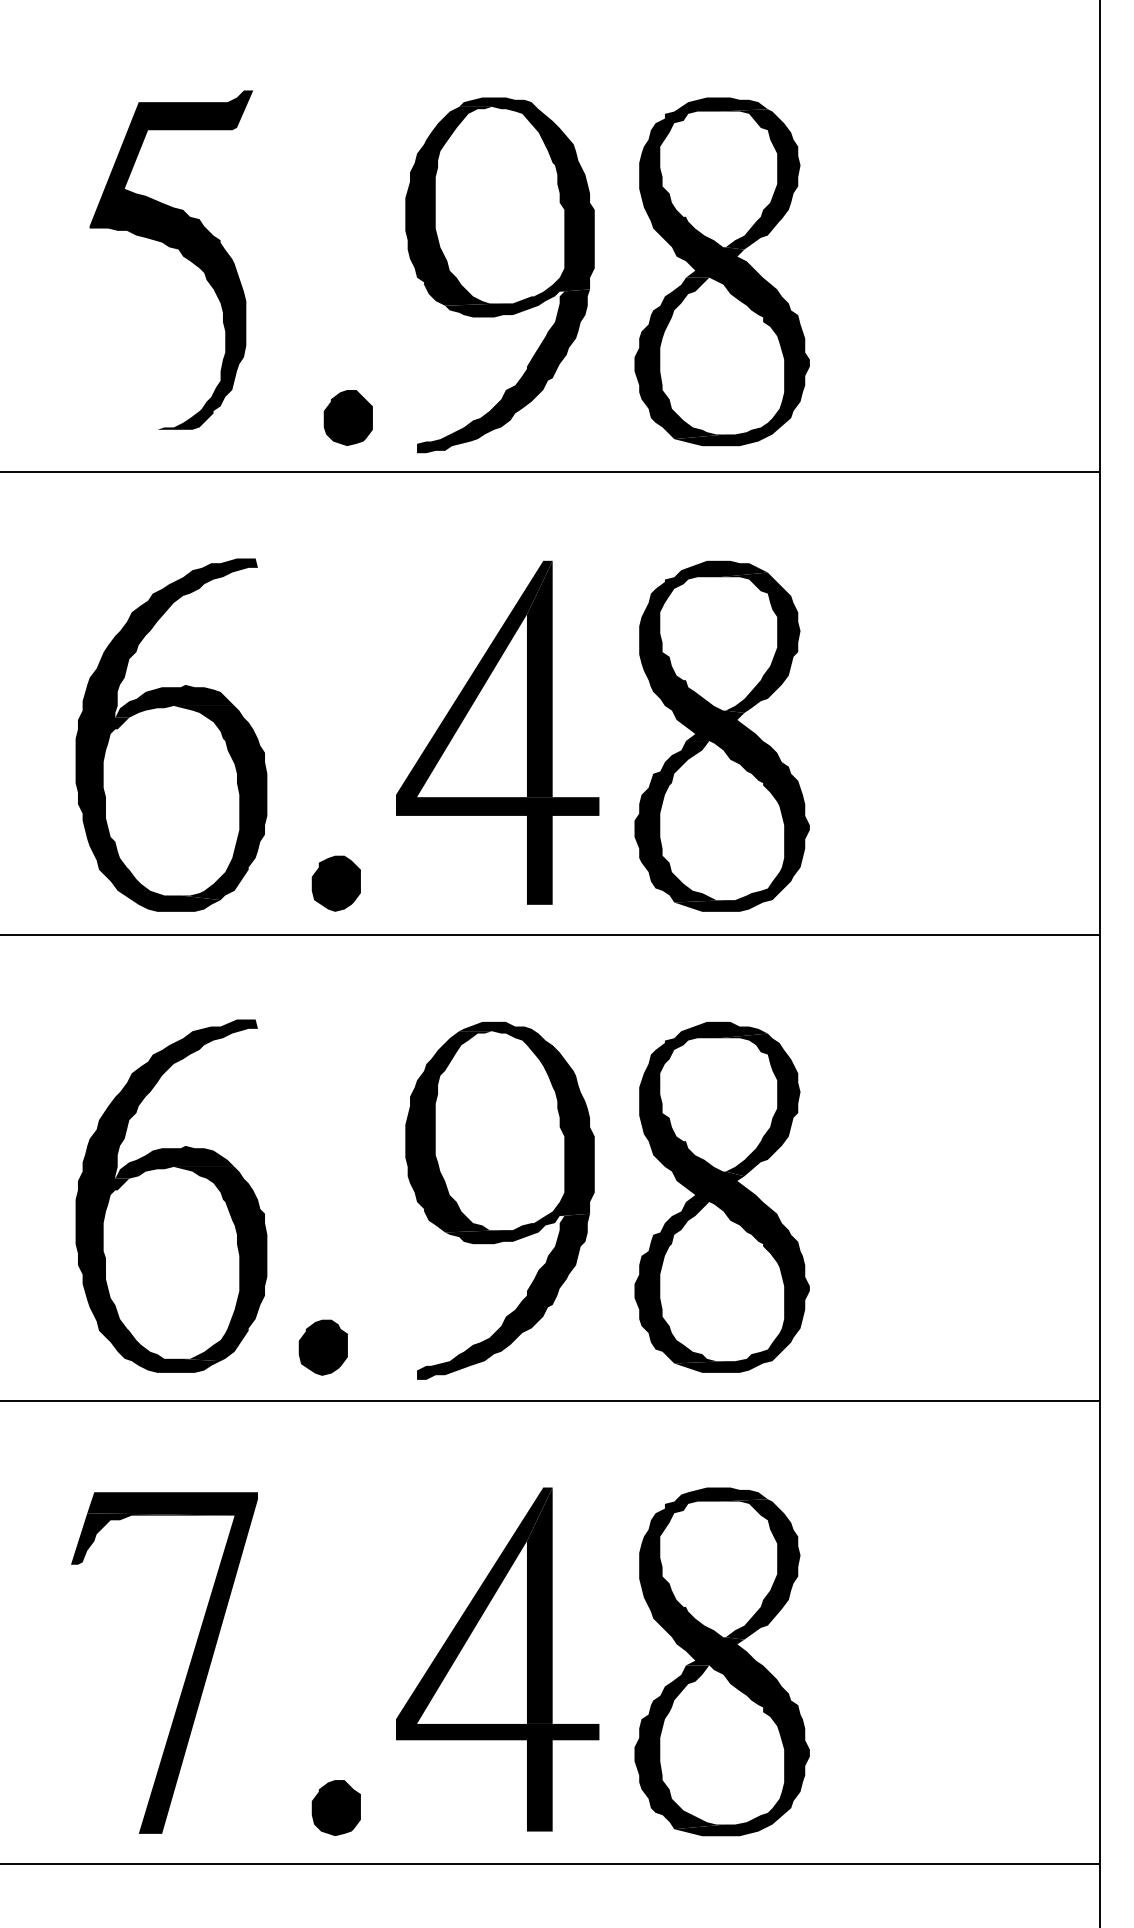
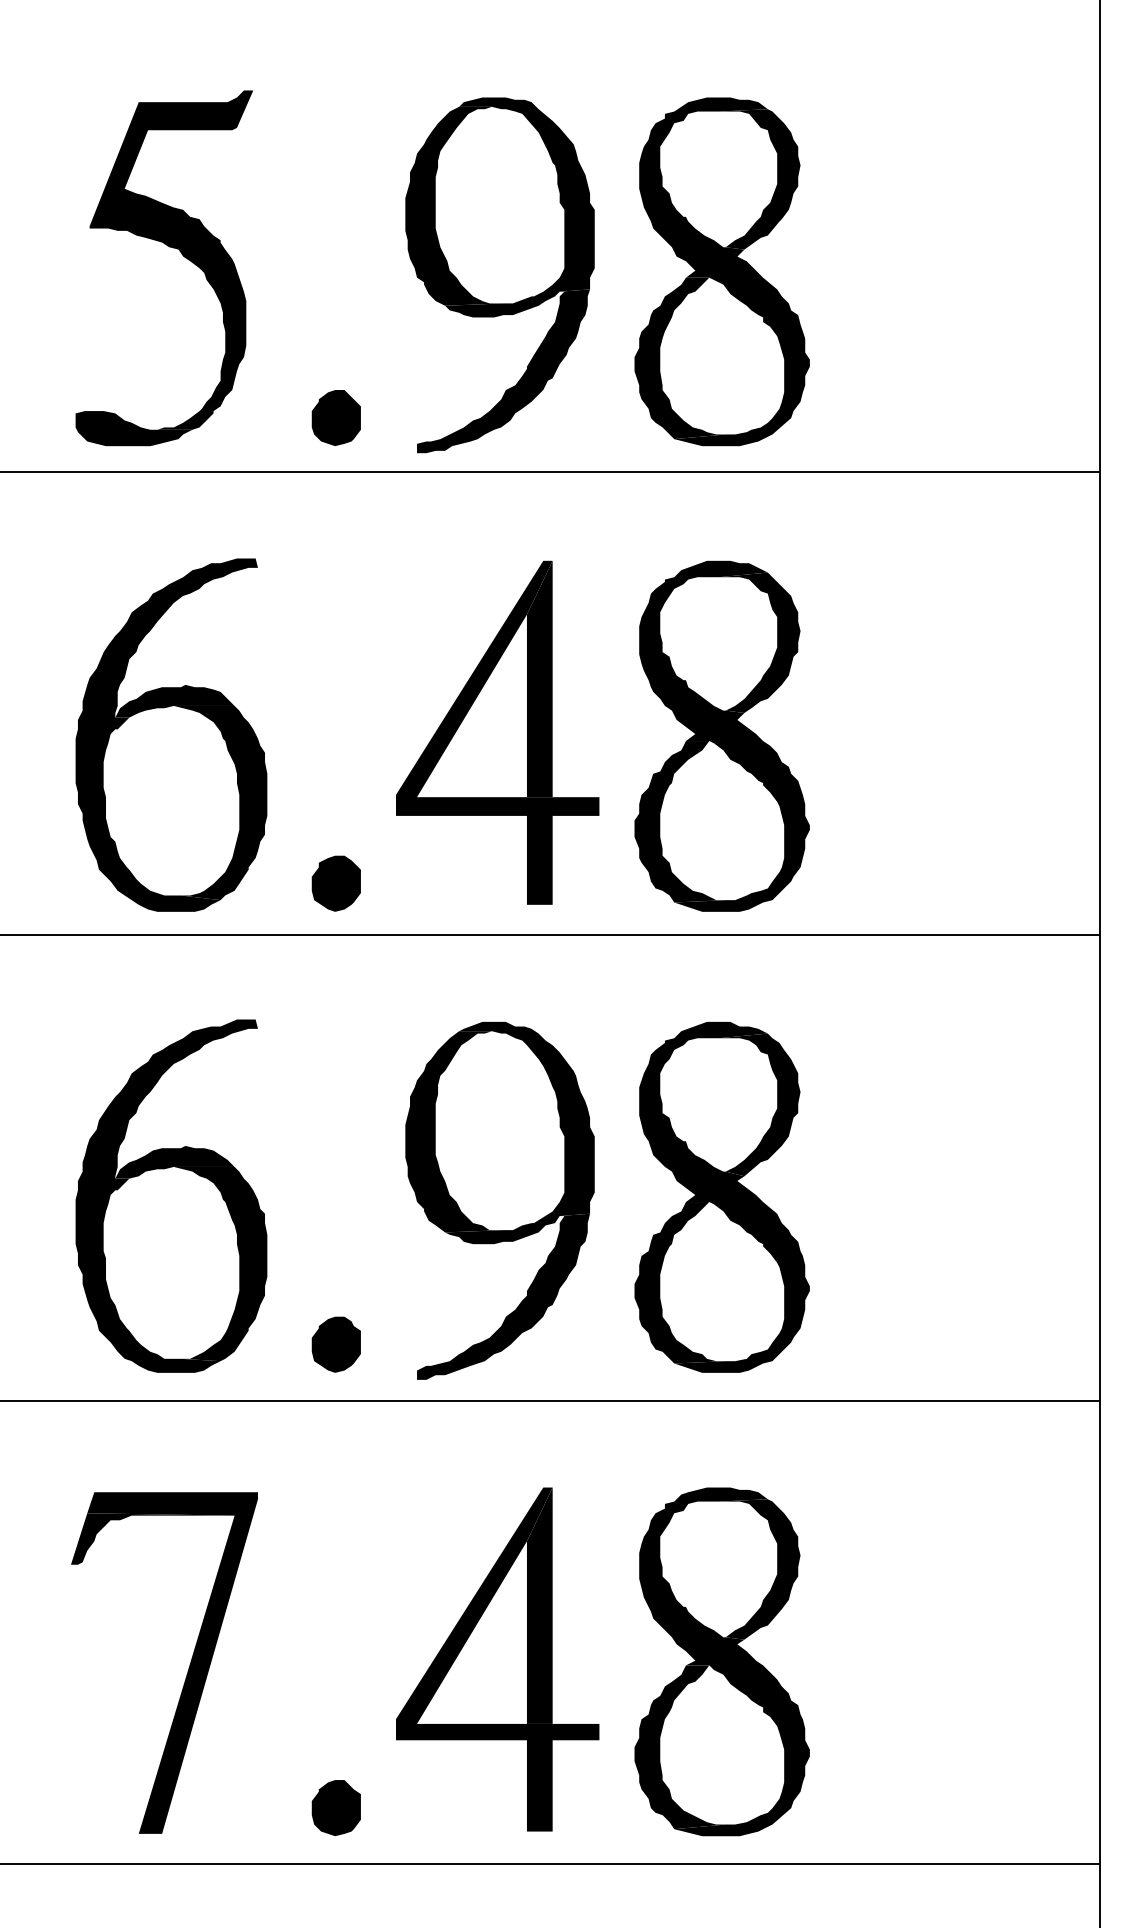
part position: (347, 417) -> (335, 417) (335, 417)
fill: none -> present (133, 428)
part position: (322, 1347) -> (335, 1344) (335, 1344)
